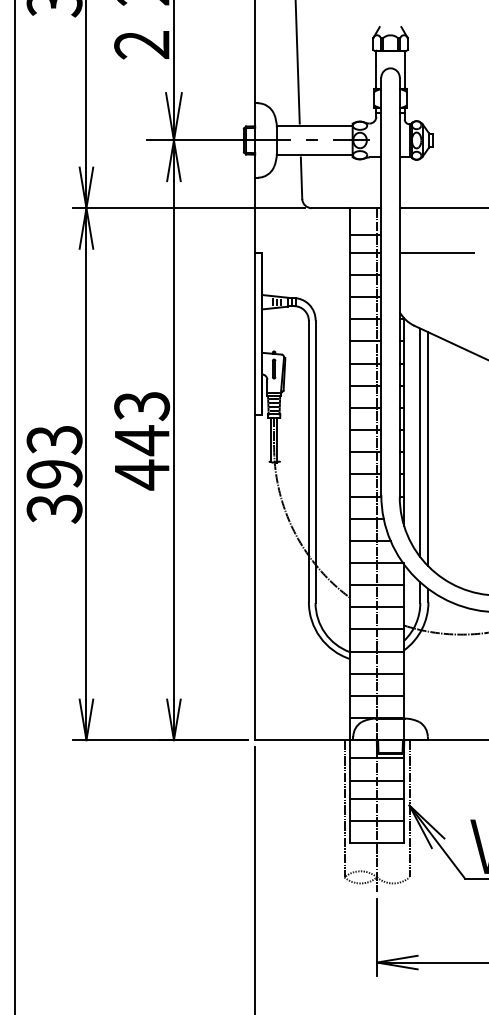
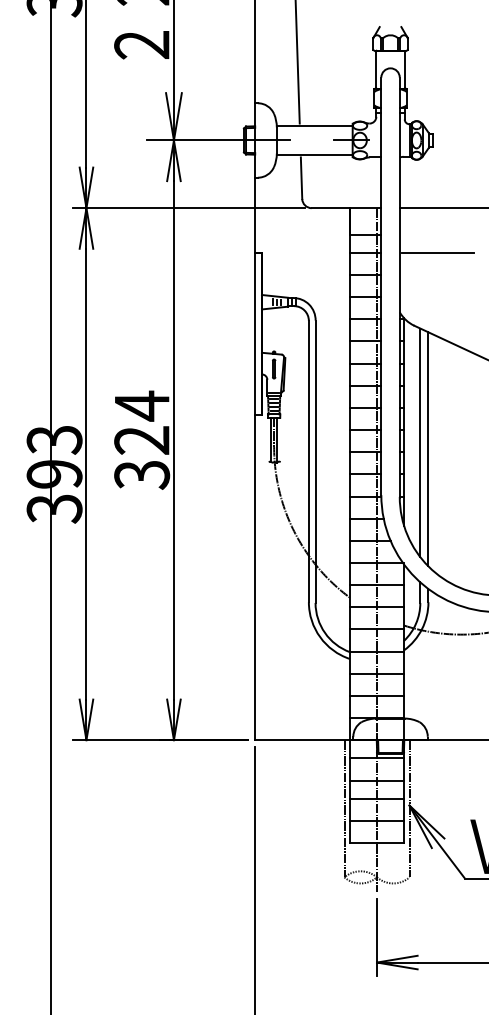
line: present -> none (311, 139)
text: 443 -> 324 (142, 440)
line position: (14, 506) -> (50, 506) (50, 506)
